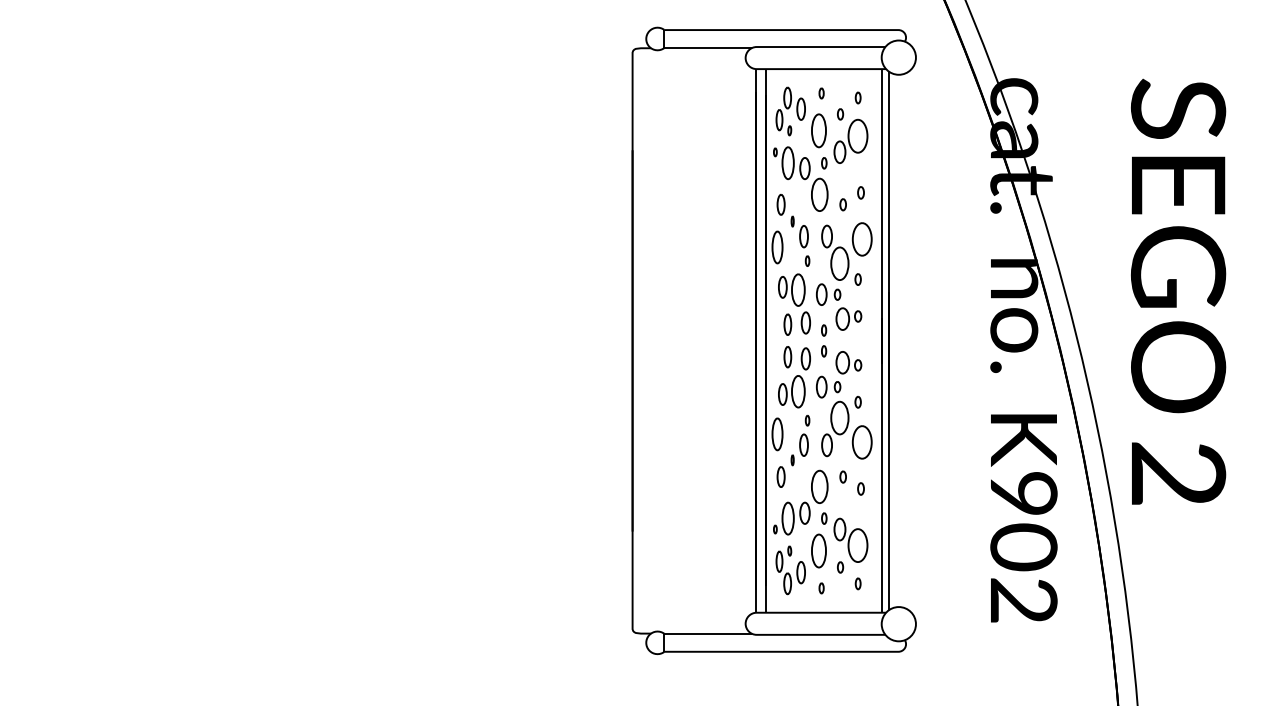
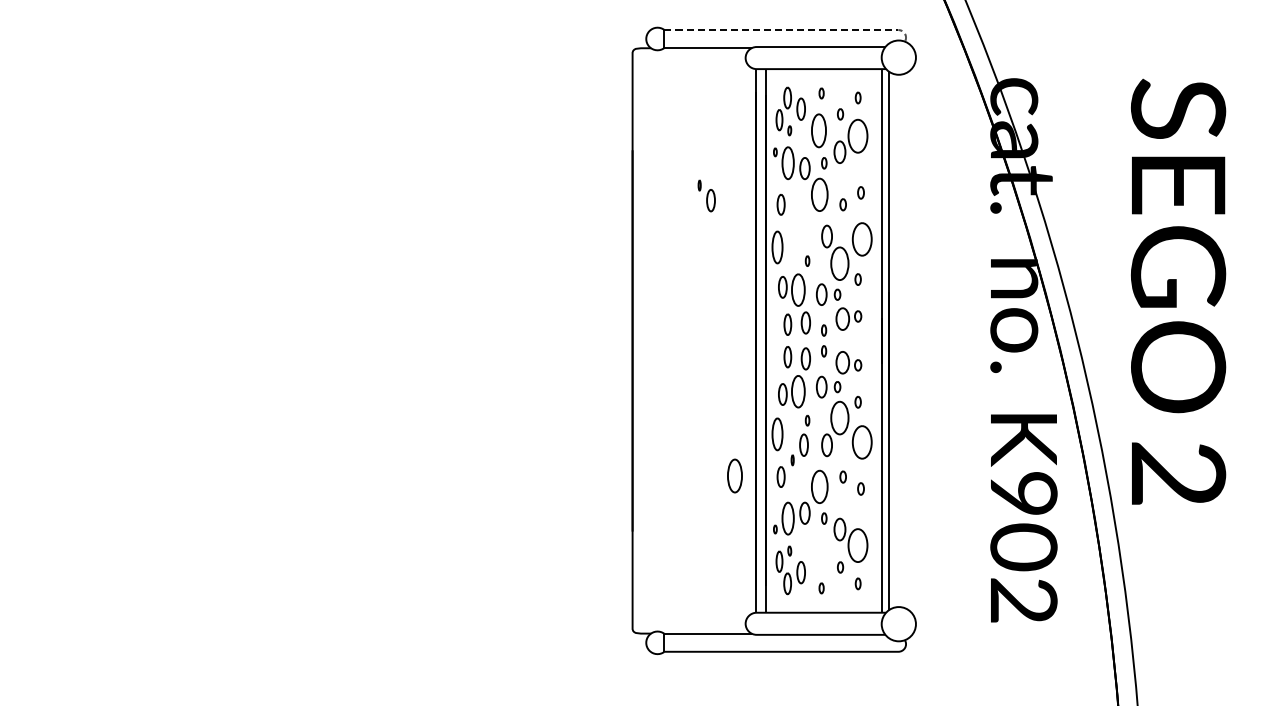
line: solid -> dashed (795, 30)
part position: (799, 231) -> (706, 195) (706, 195)
part position: (818, 550) -> (734, 475) (734, 475)
